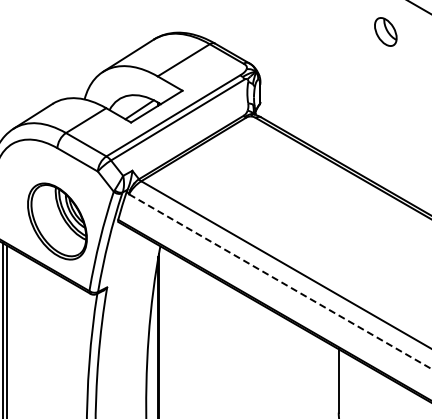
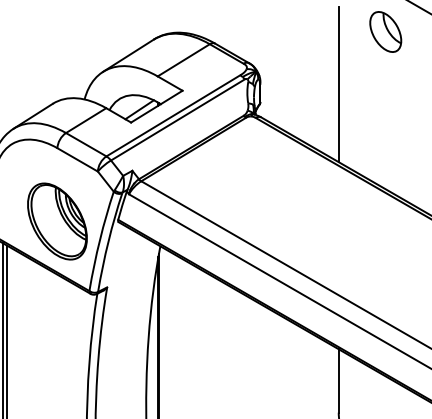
part size: 24x30 px -> 34x42 px (385, 31)
line: none -> present (338, 84)
line: dashed -> solid (280, 281)
